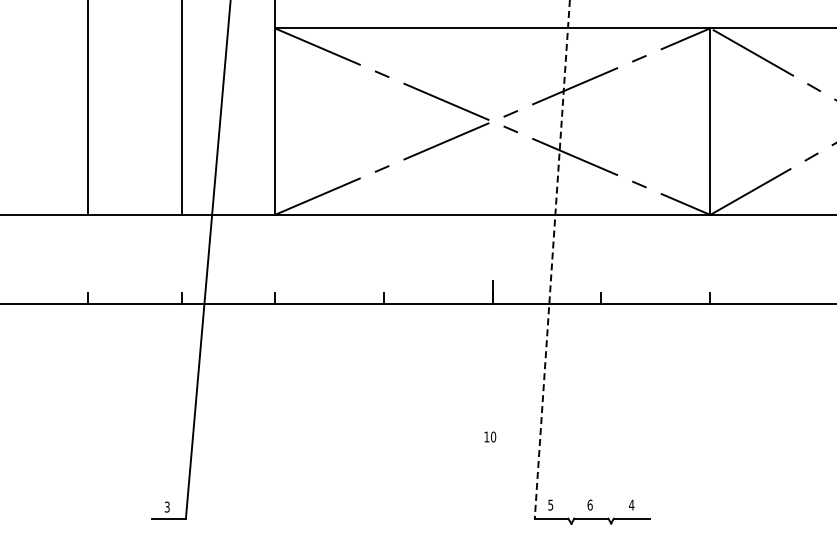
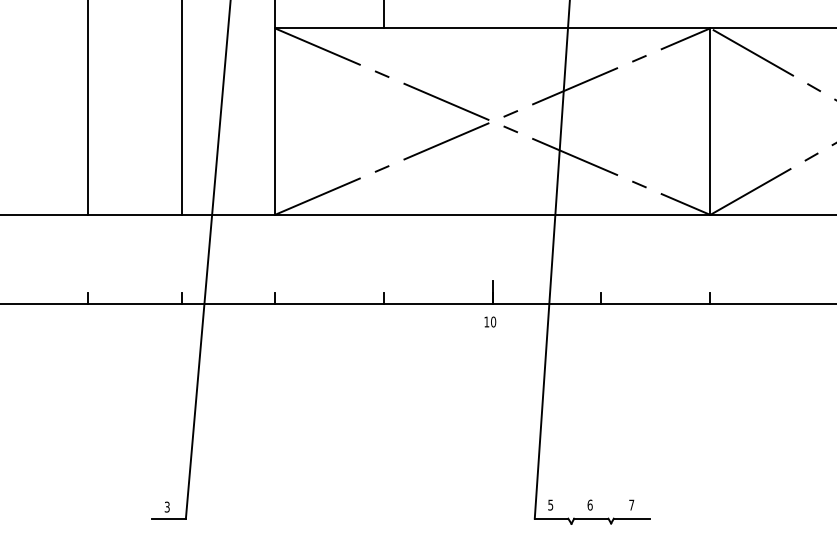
line: none -> present (383, 15)
line: dashed -> solid (552, 259)
text position: (490, 436) -> (490, 321) (490, 321)
text: 4 -> 7 (631, 504)
